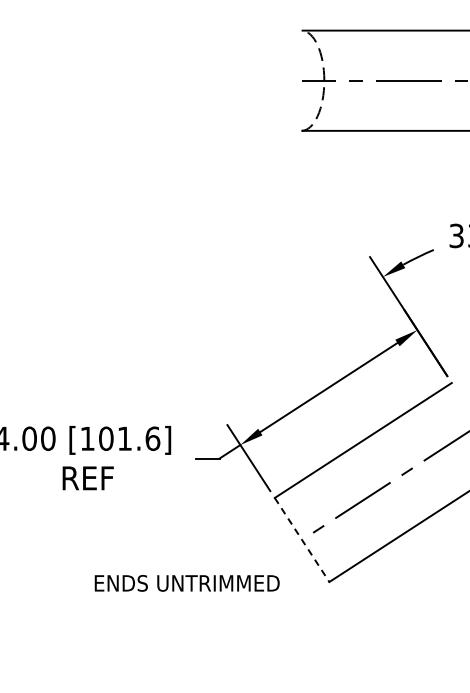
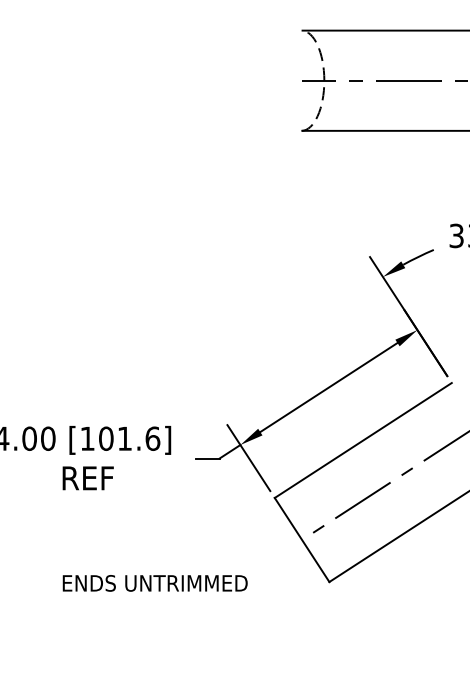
line: dashed -> solid (302, 540)
text position: (186, 583) -> (154, 583) (154, 583)
